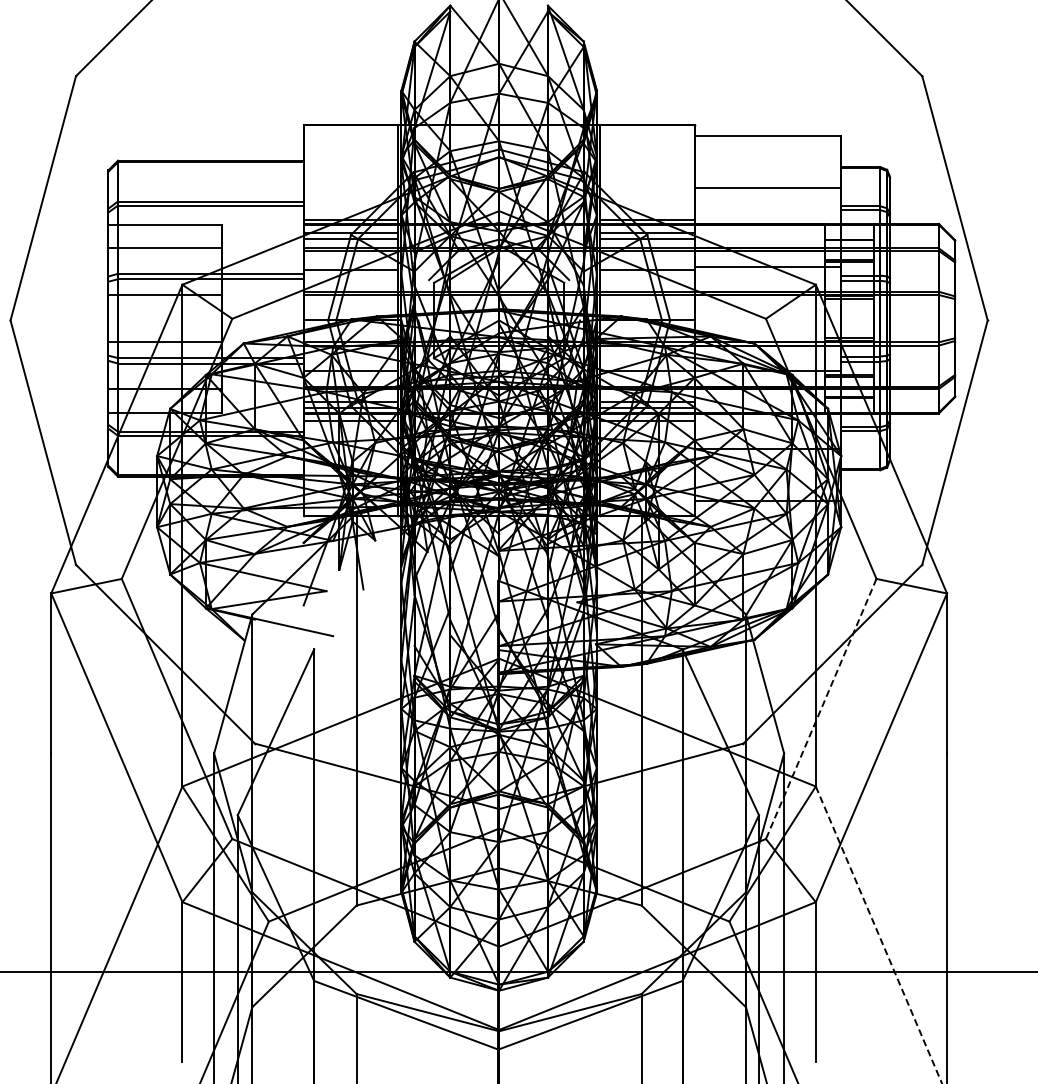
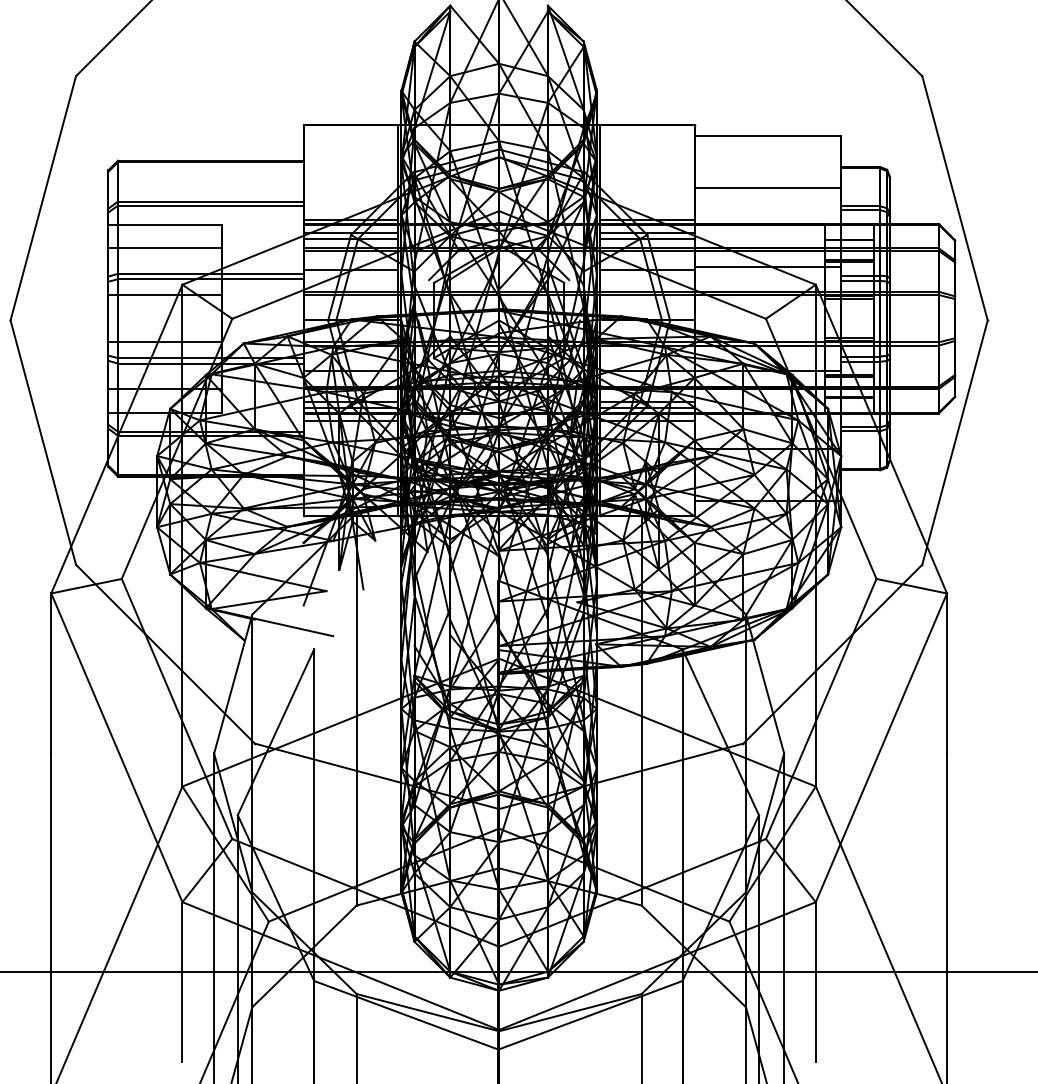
line: dashed -> solid (821, 709)
line: dashed -> solid (879, 935)
